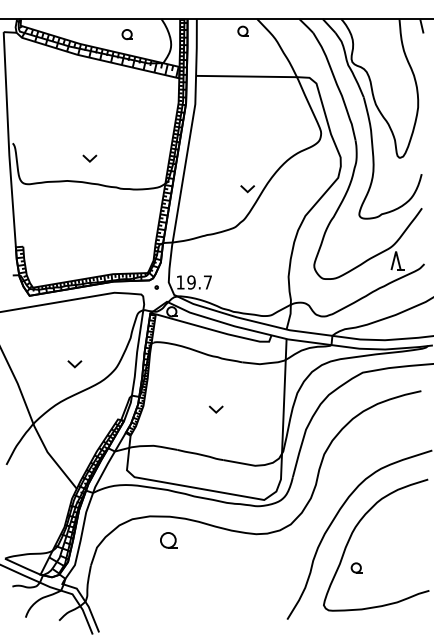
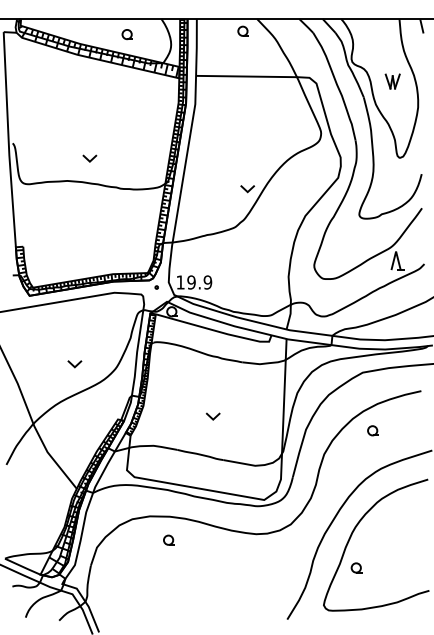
part: none -> present (392, 81)
text: 19.7 -> 19.9 (207, 282)
part position: (215, 409) -> (212, 416) (212, 416)
part: none -> present (372, 430)
part size: 18x17 px -> 12x12 px (168, 539)
